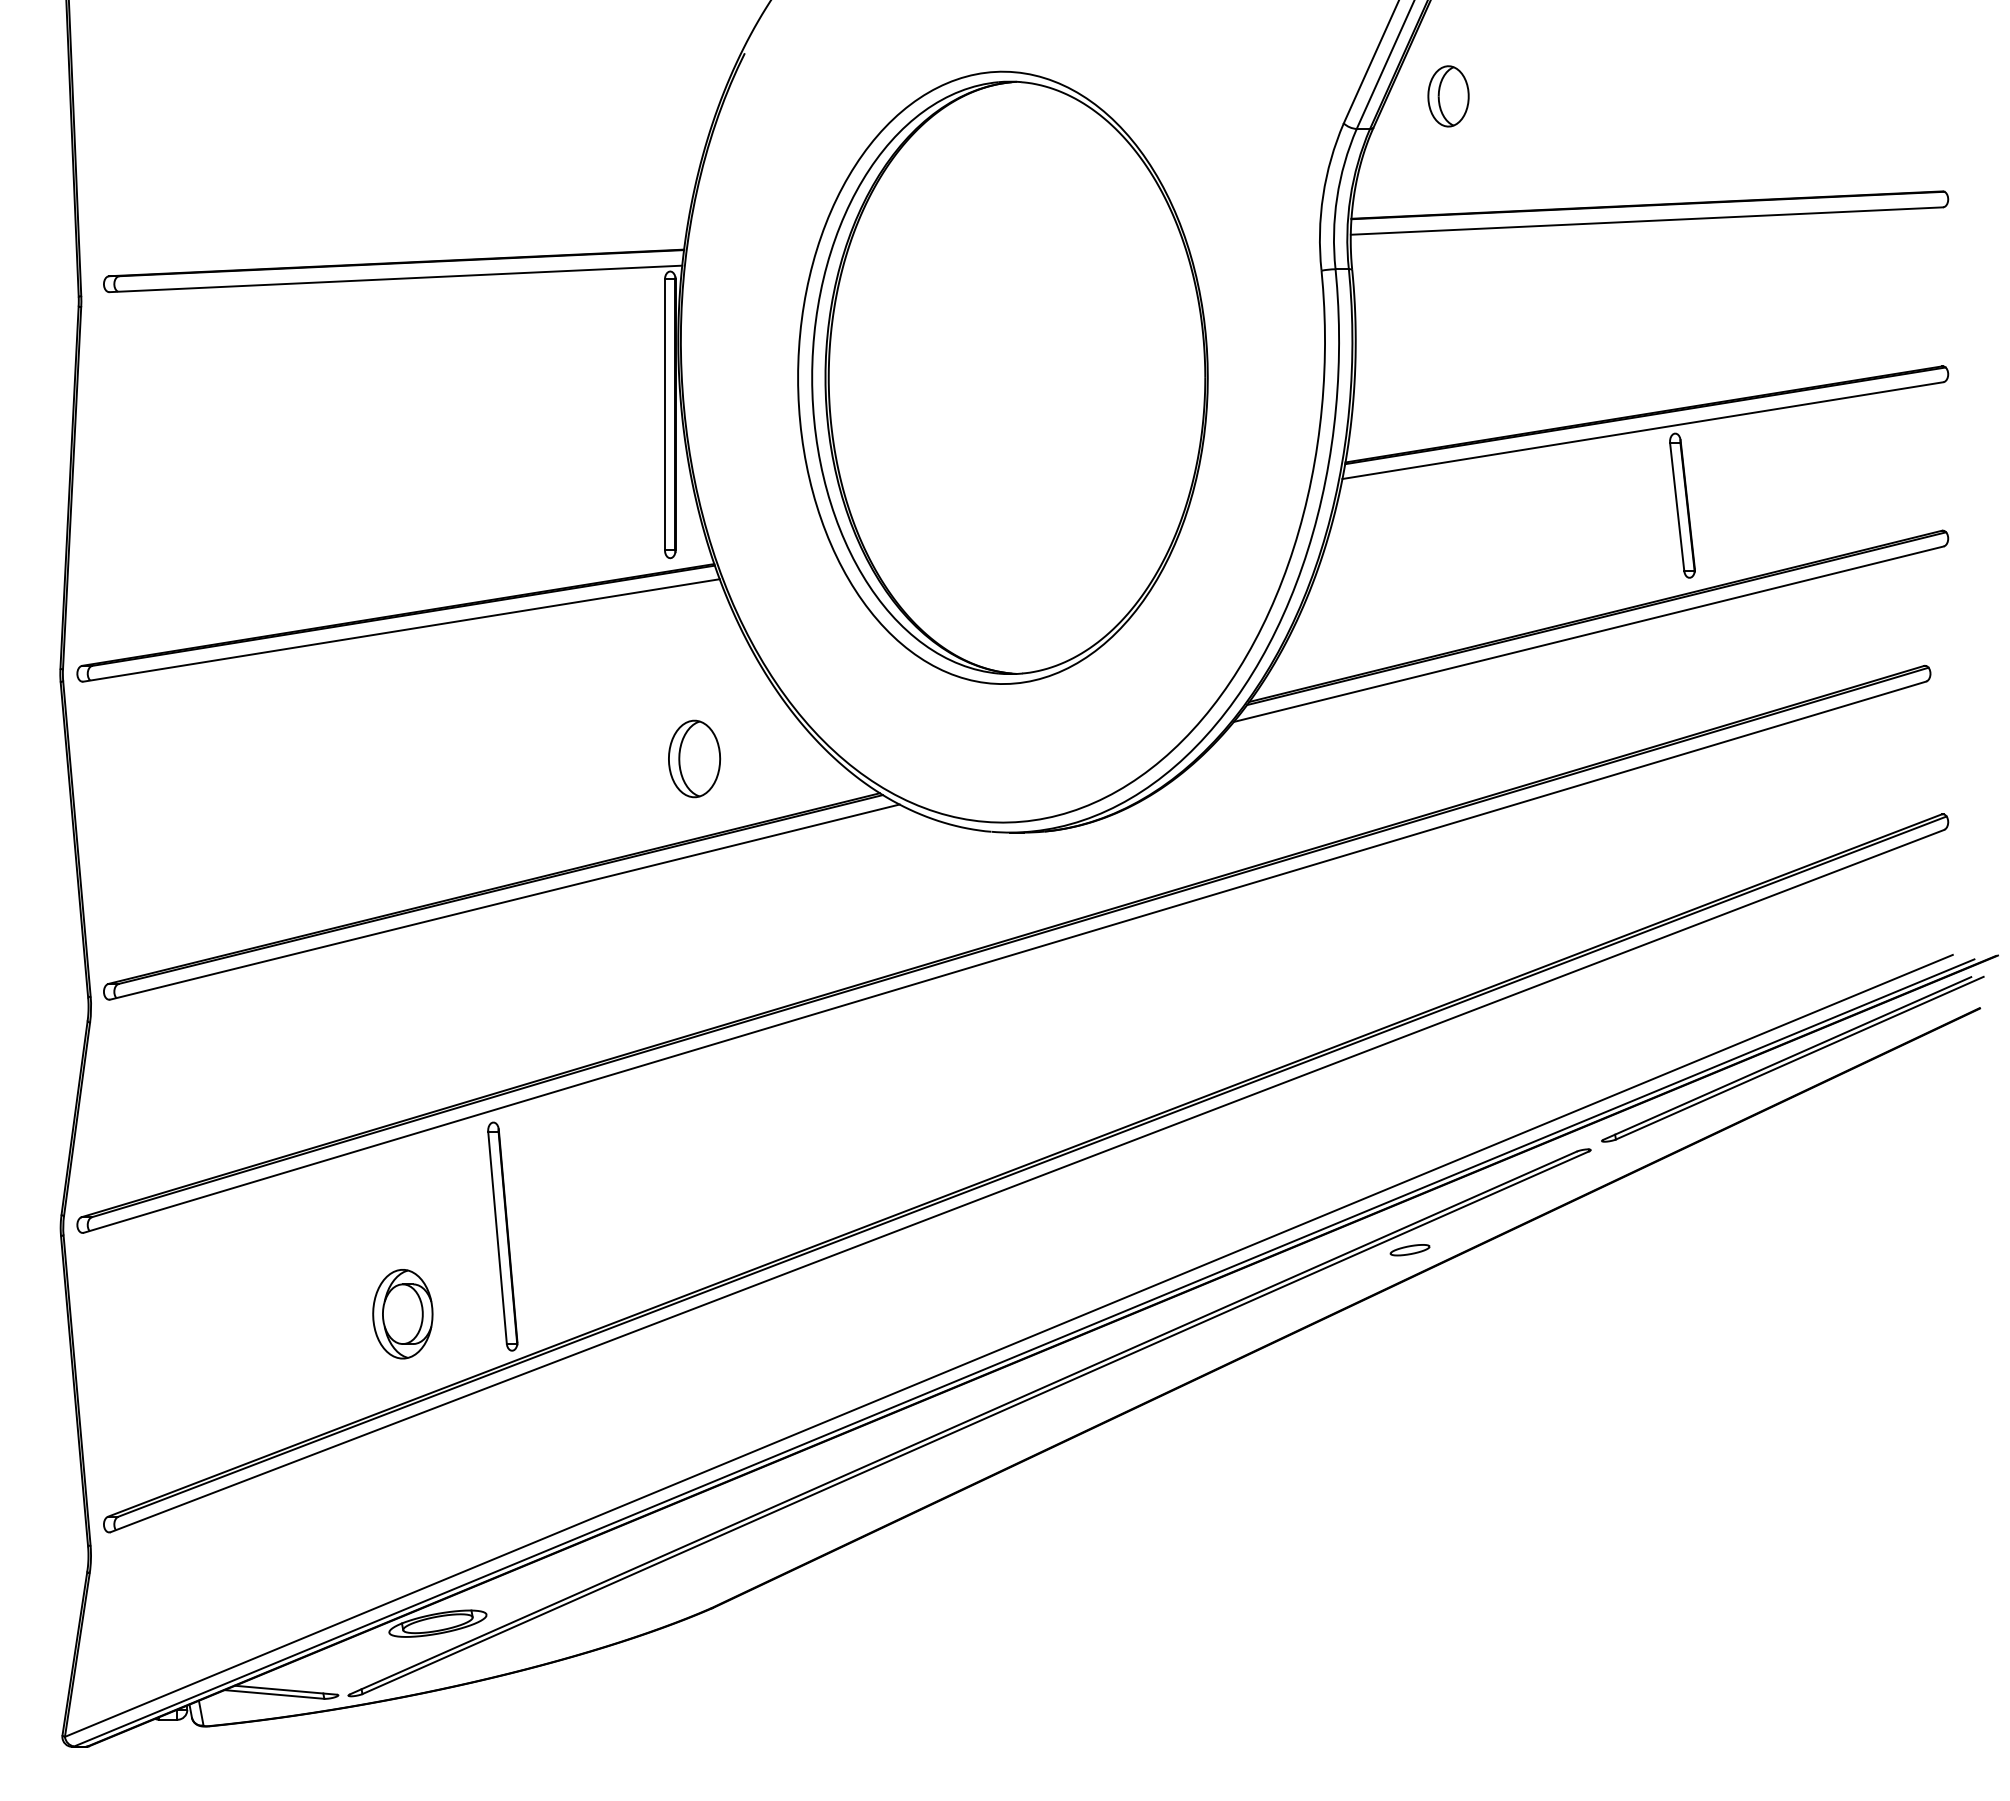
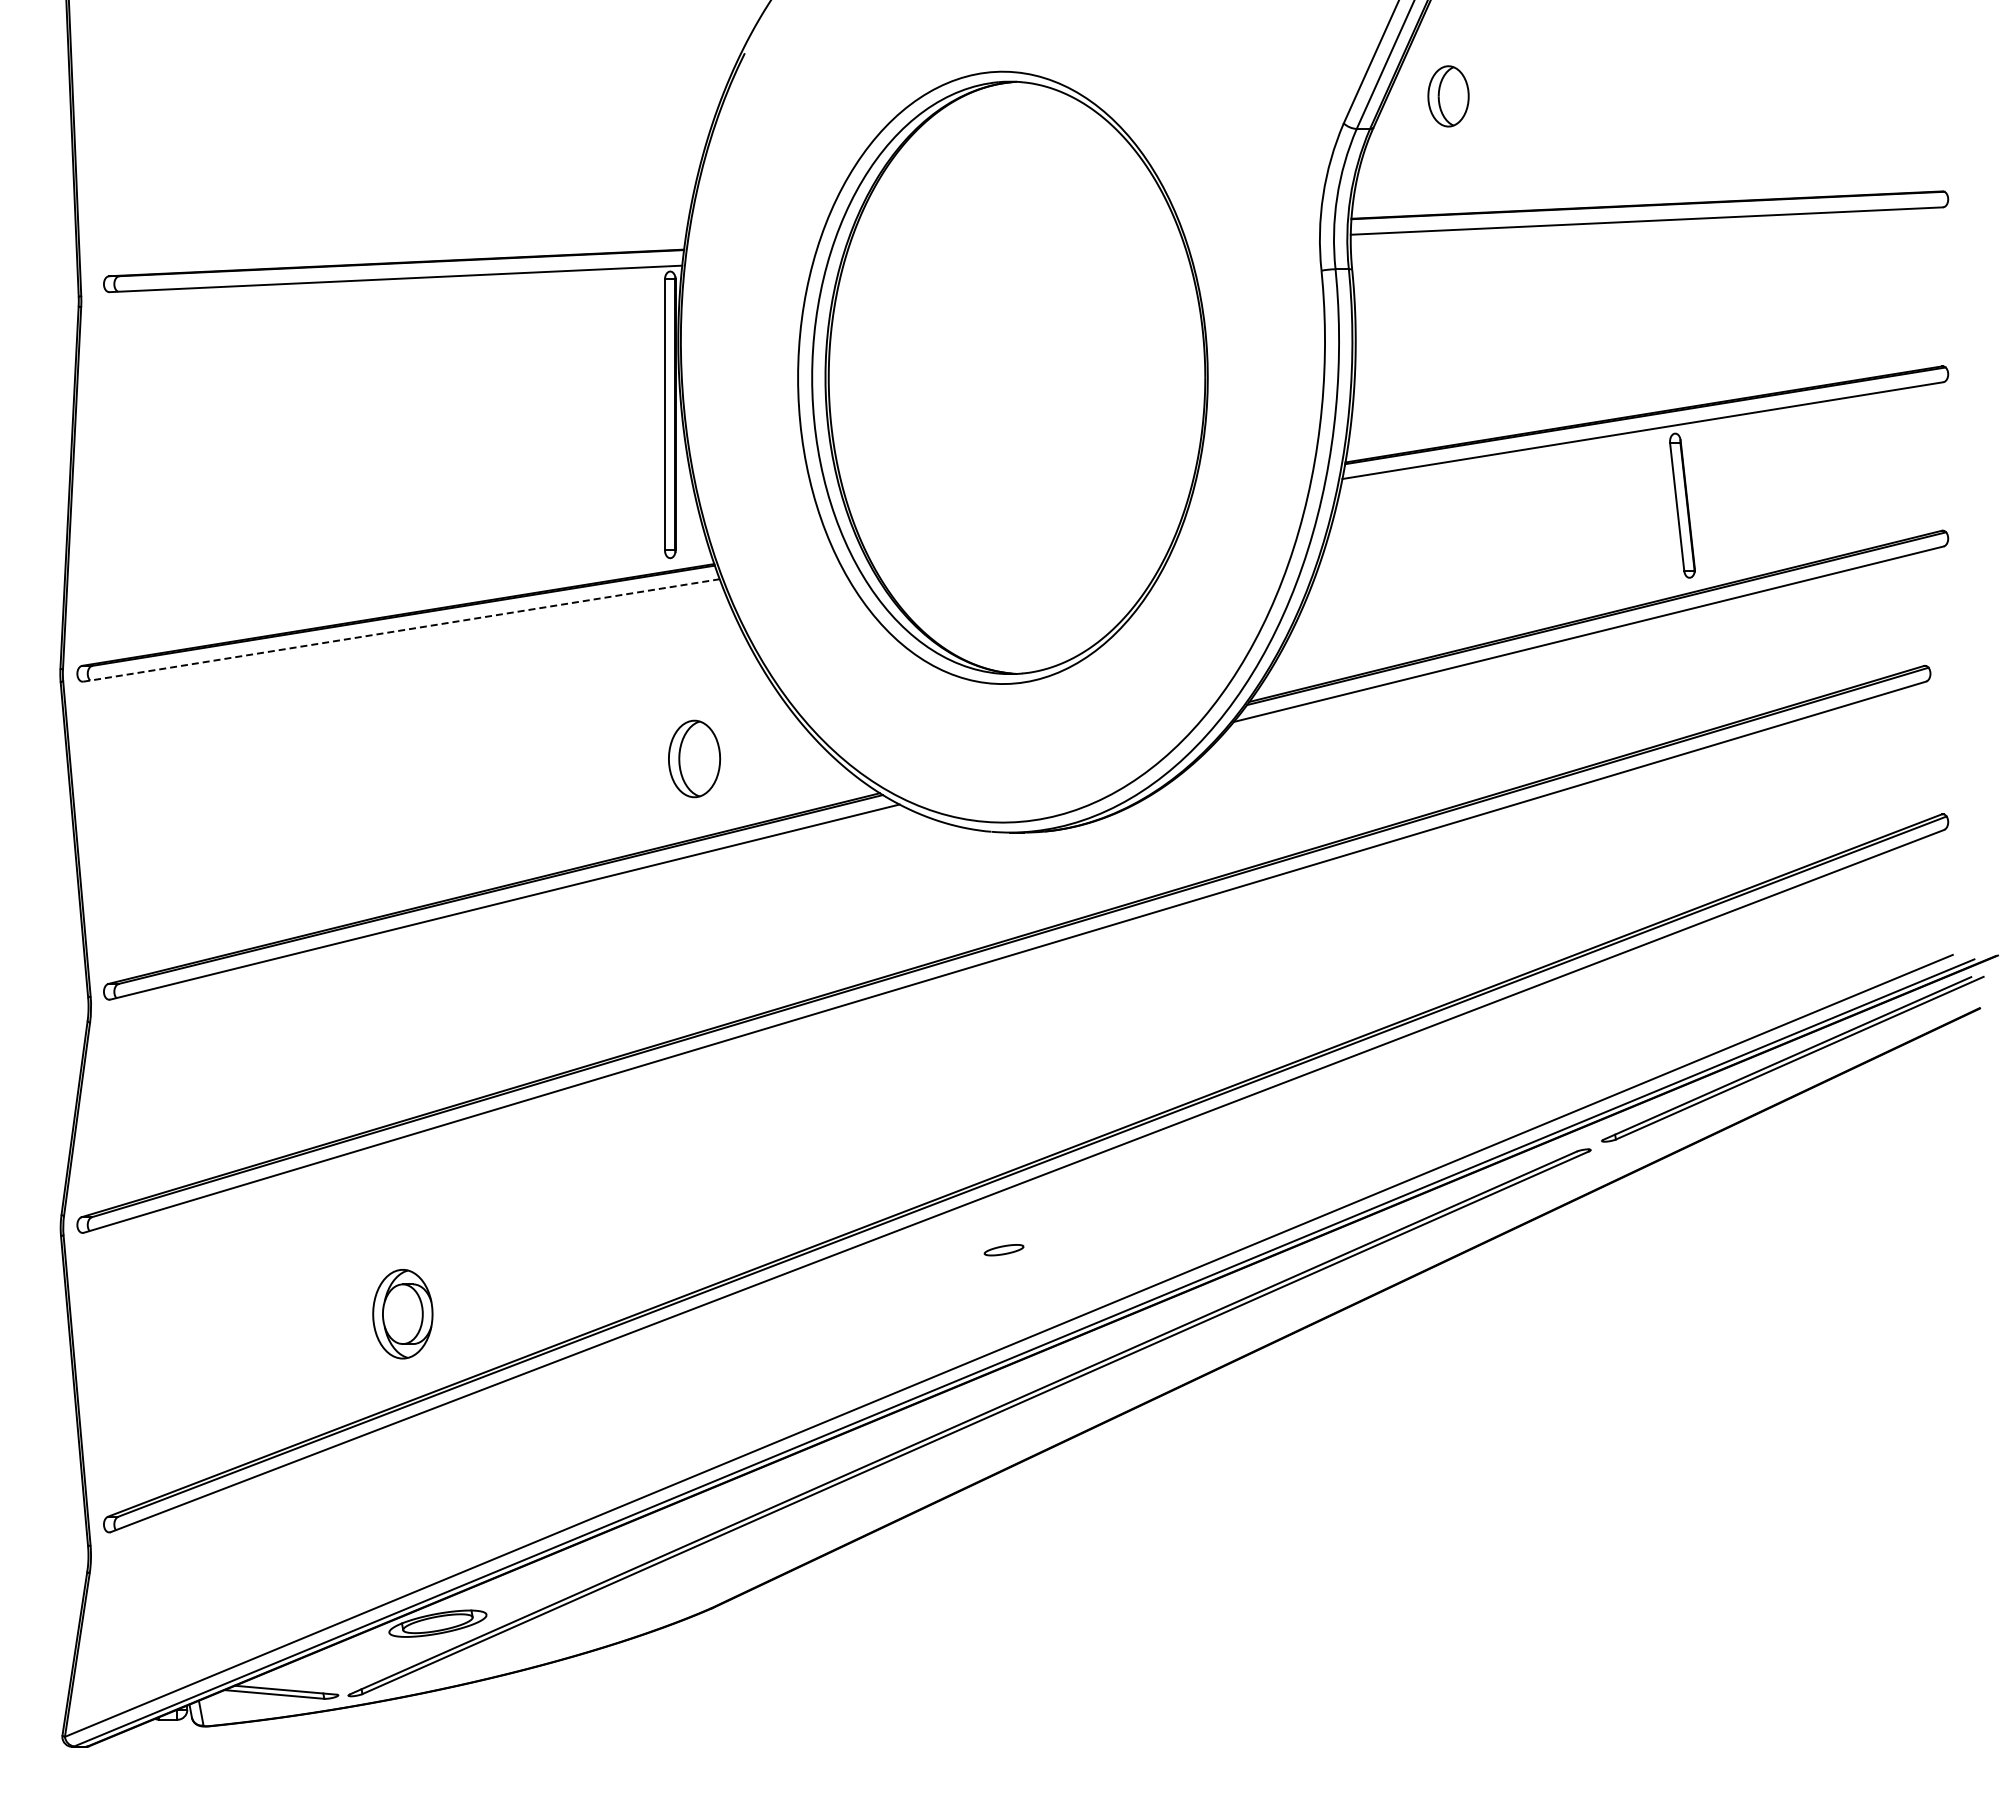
line: solid -> dashed (401, 630)
part: present -> none (502, 1236)
part position: (1409, 1250) -> (1003, 1250) (1003, 1250)
